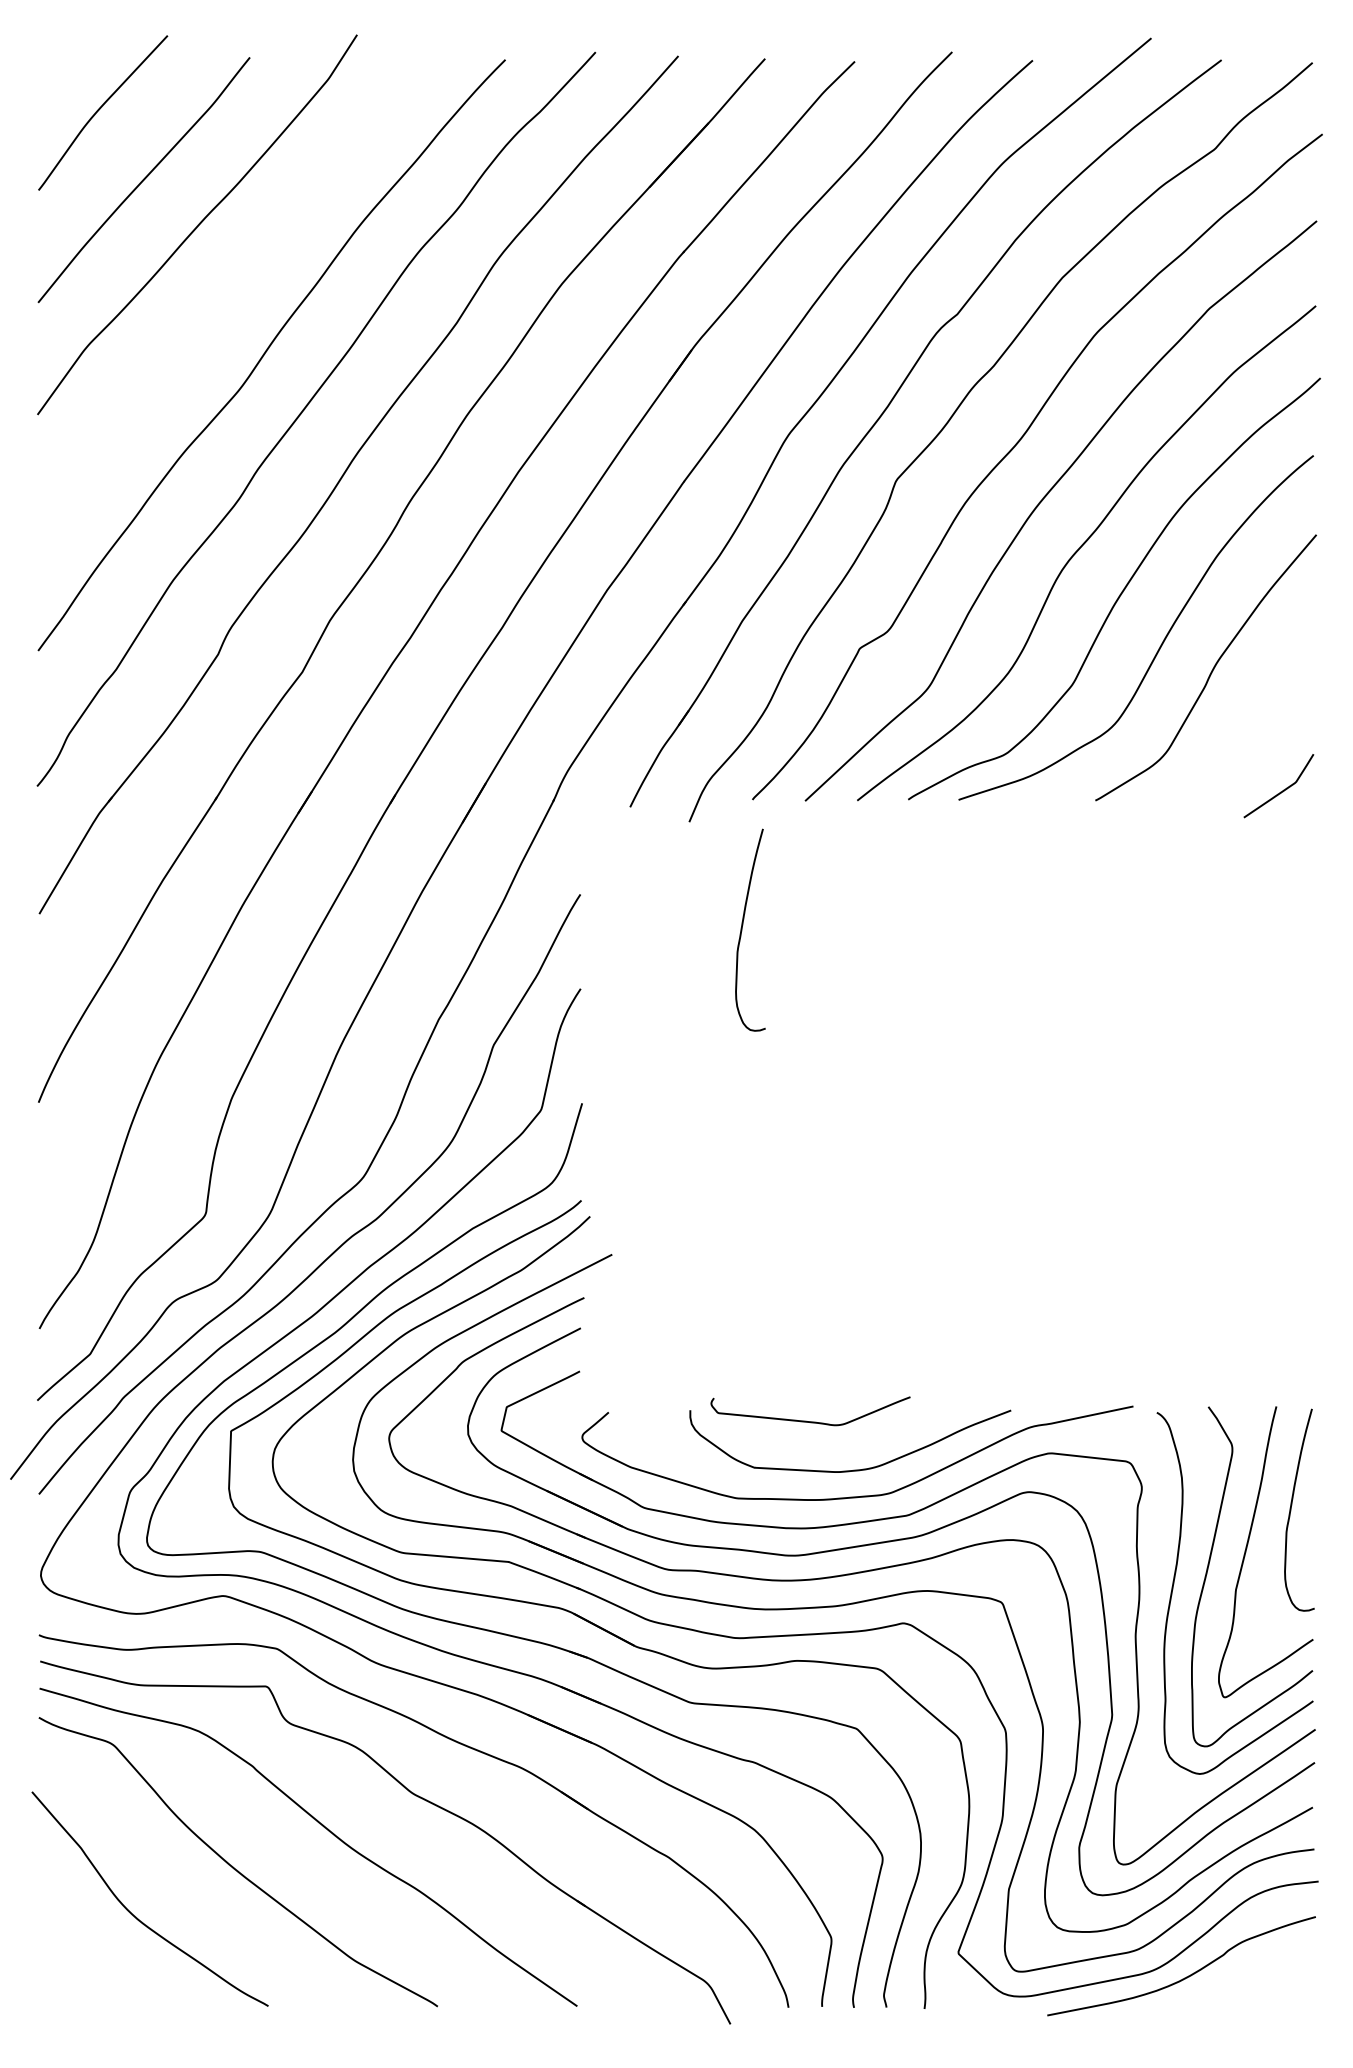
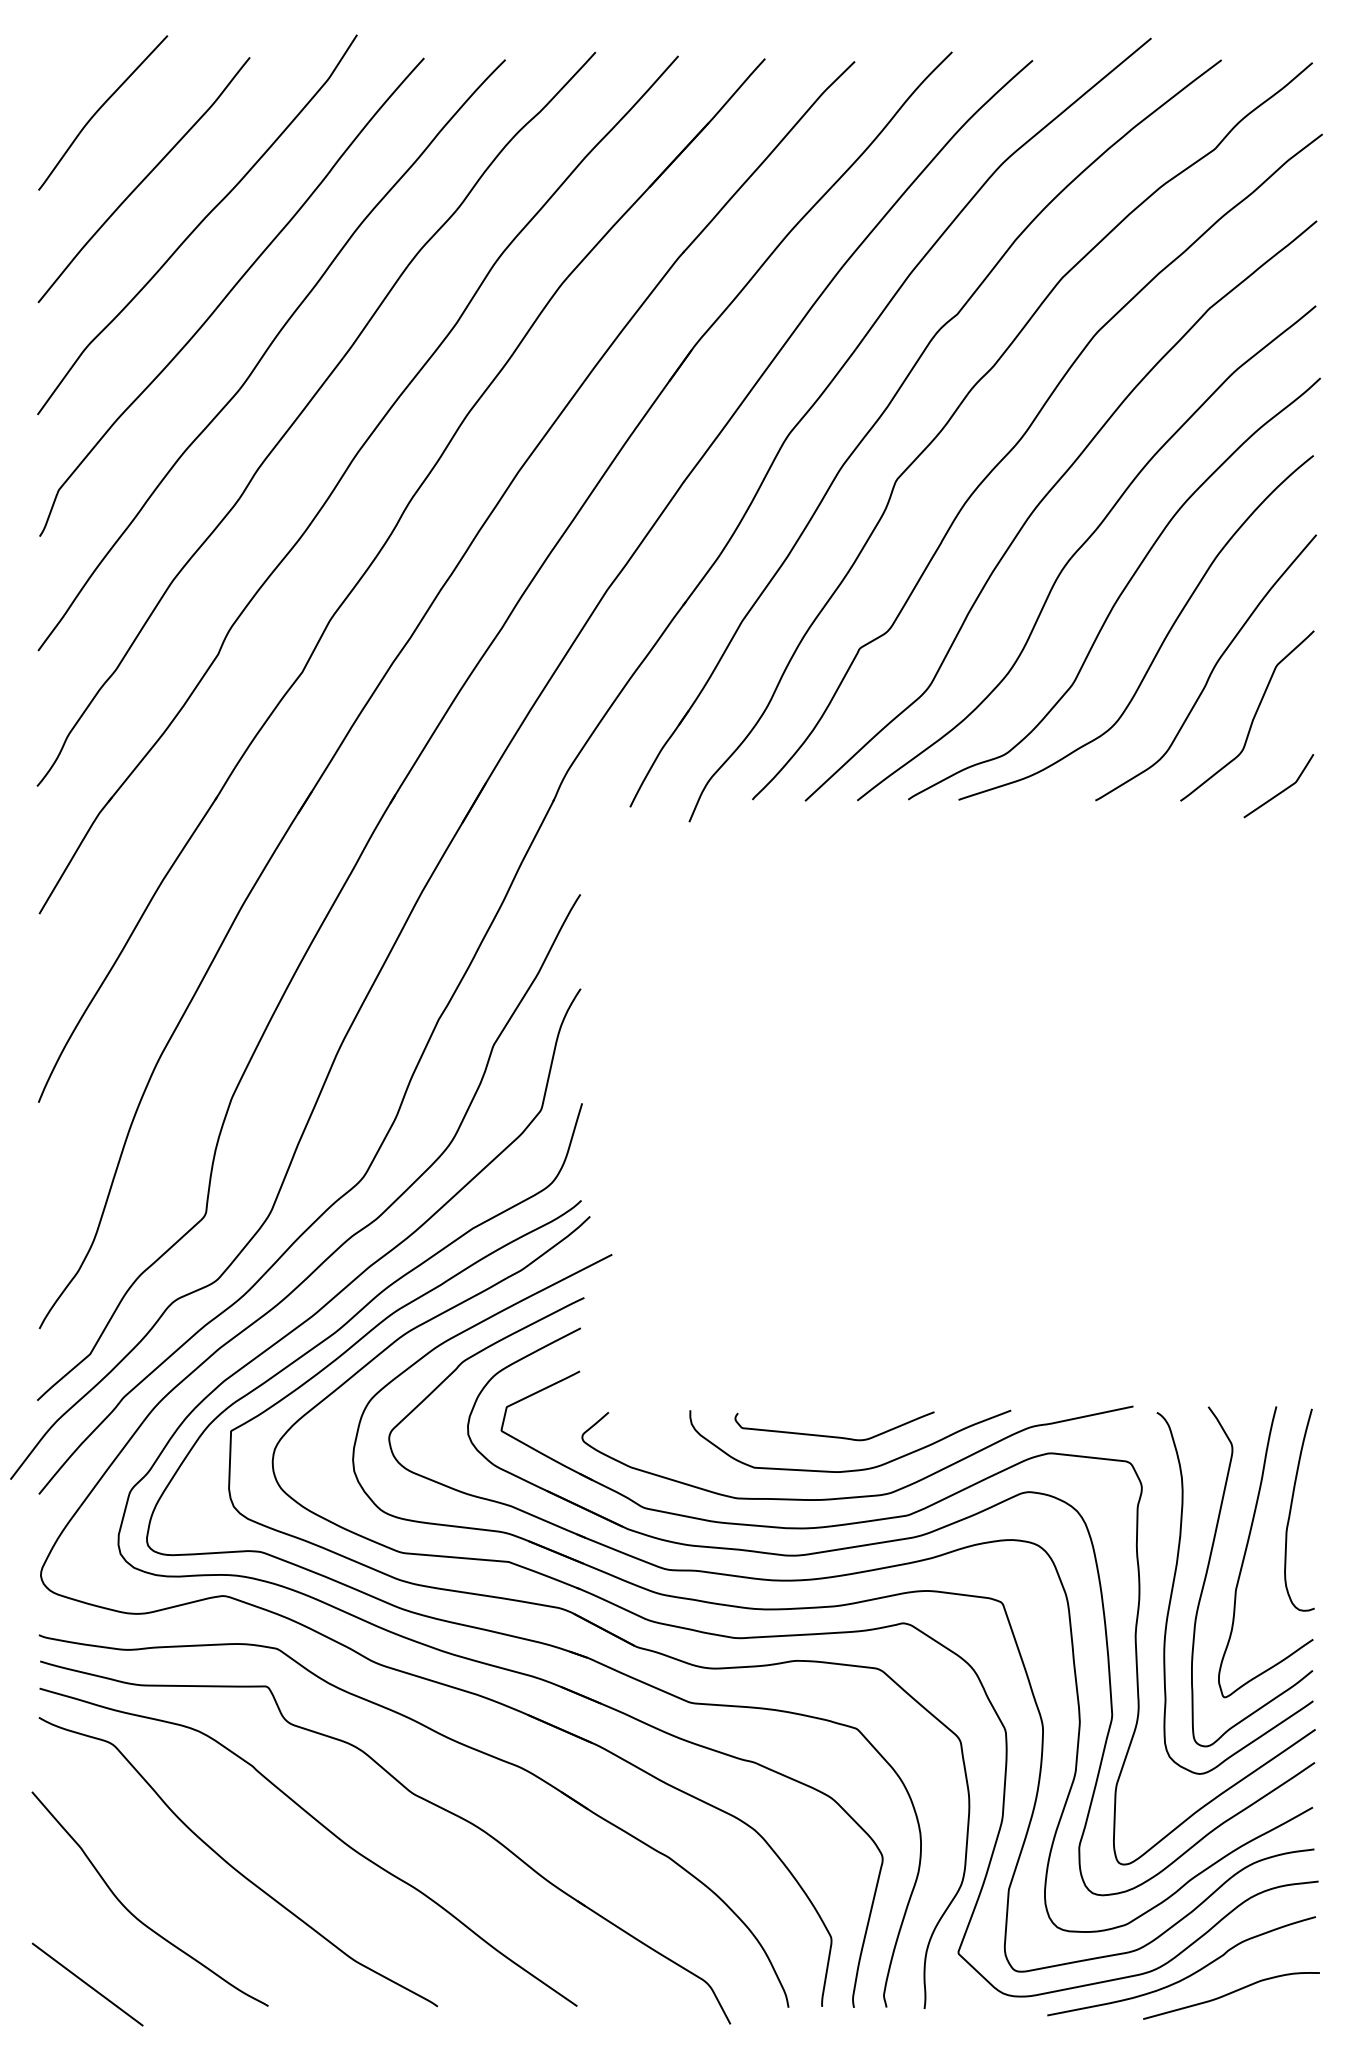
curve: none -> present (229, 294)
curve: none -> present (1252, 718)
curve: present -> none (742, 929)
curve position: (806, 1420) -> (830, 1435) (830, 1435)
line: none -> present (87, 1984)
curve: none -> present (1230, 1994)
